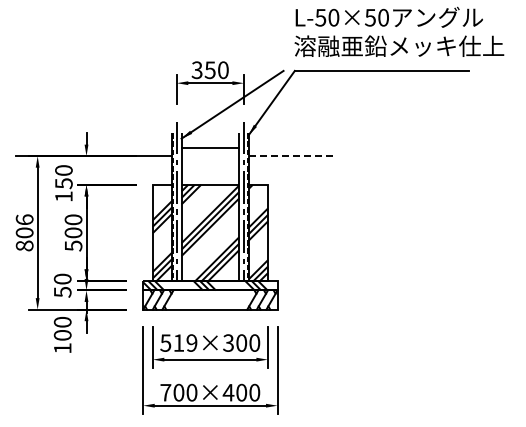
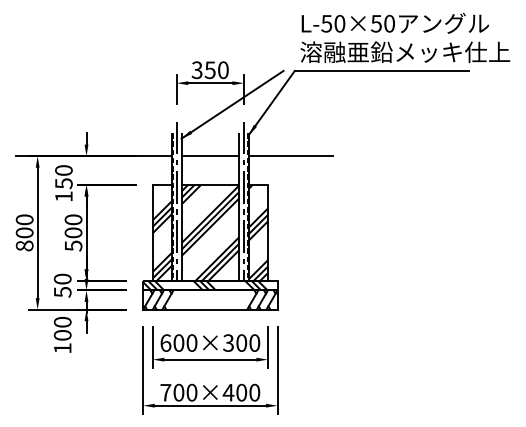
text position: (399, 31) -> (405, 37) (405, 37)
line position: (210, 148) -> (210, 156) (210, 156)
line: dashed -> solid (291, 156)
text: 806 -> 800 (24, 219)
text: 519×300 -> 600×300 (178, 342)
